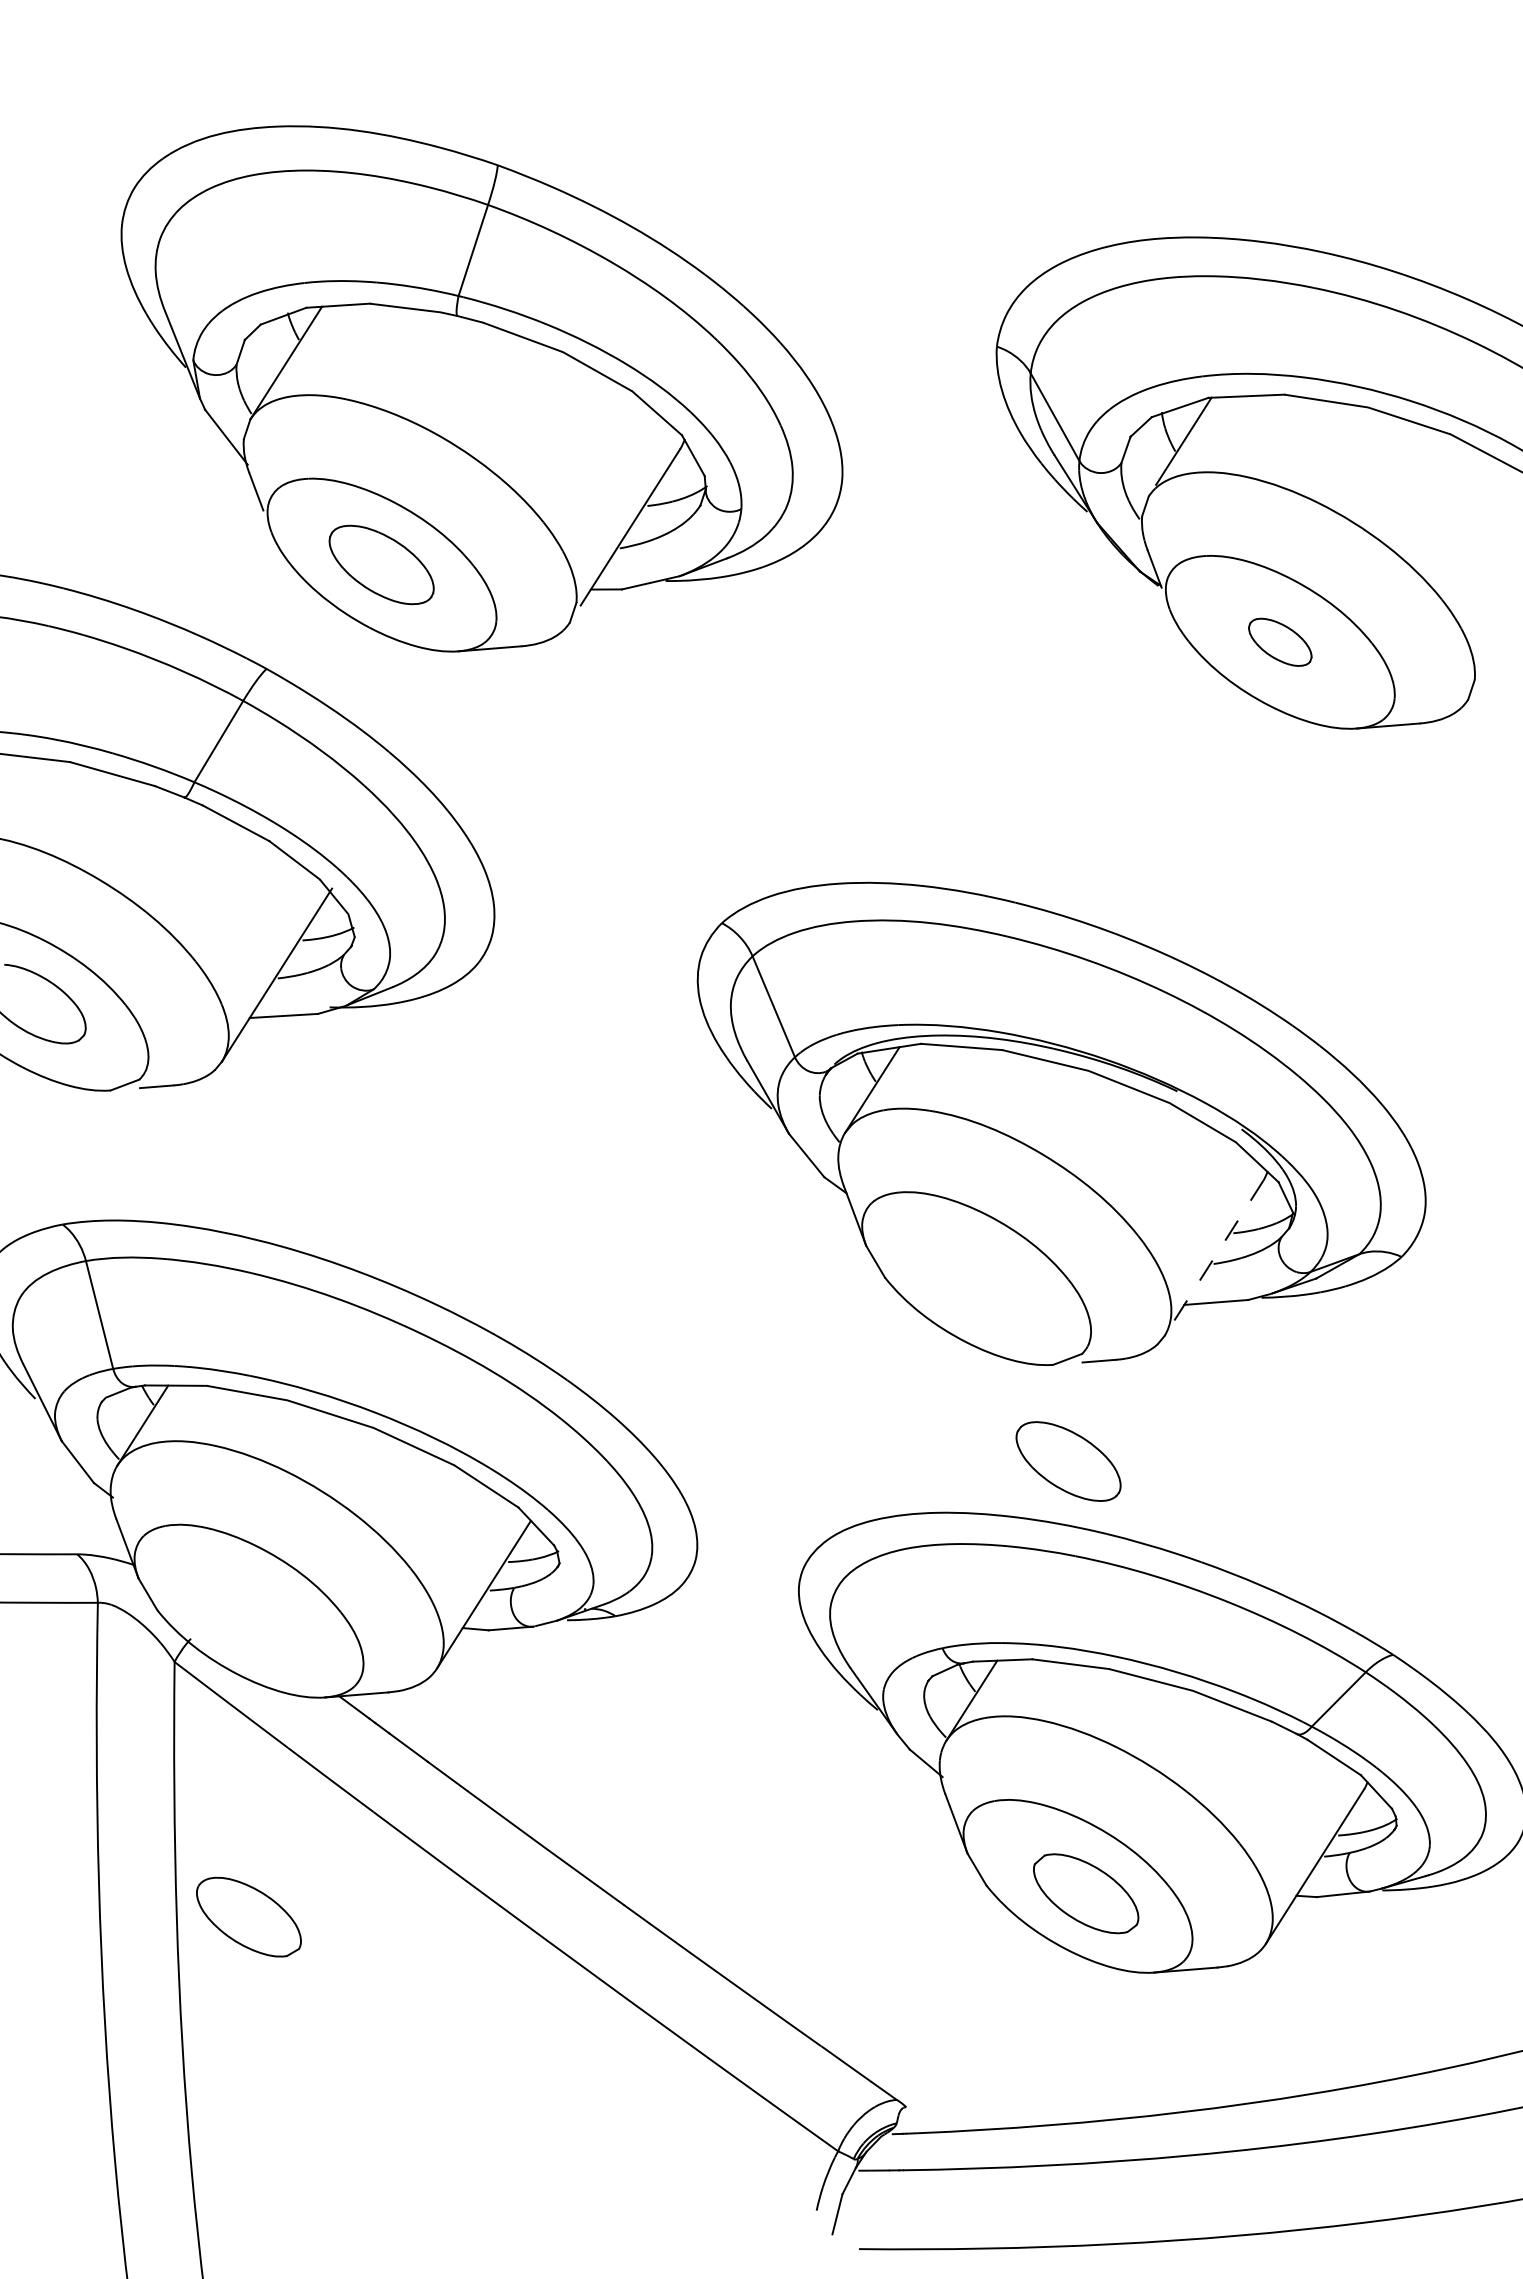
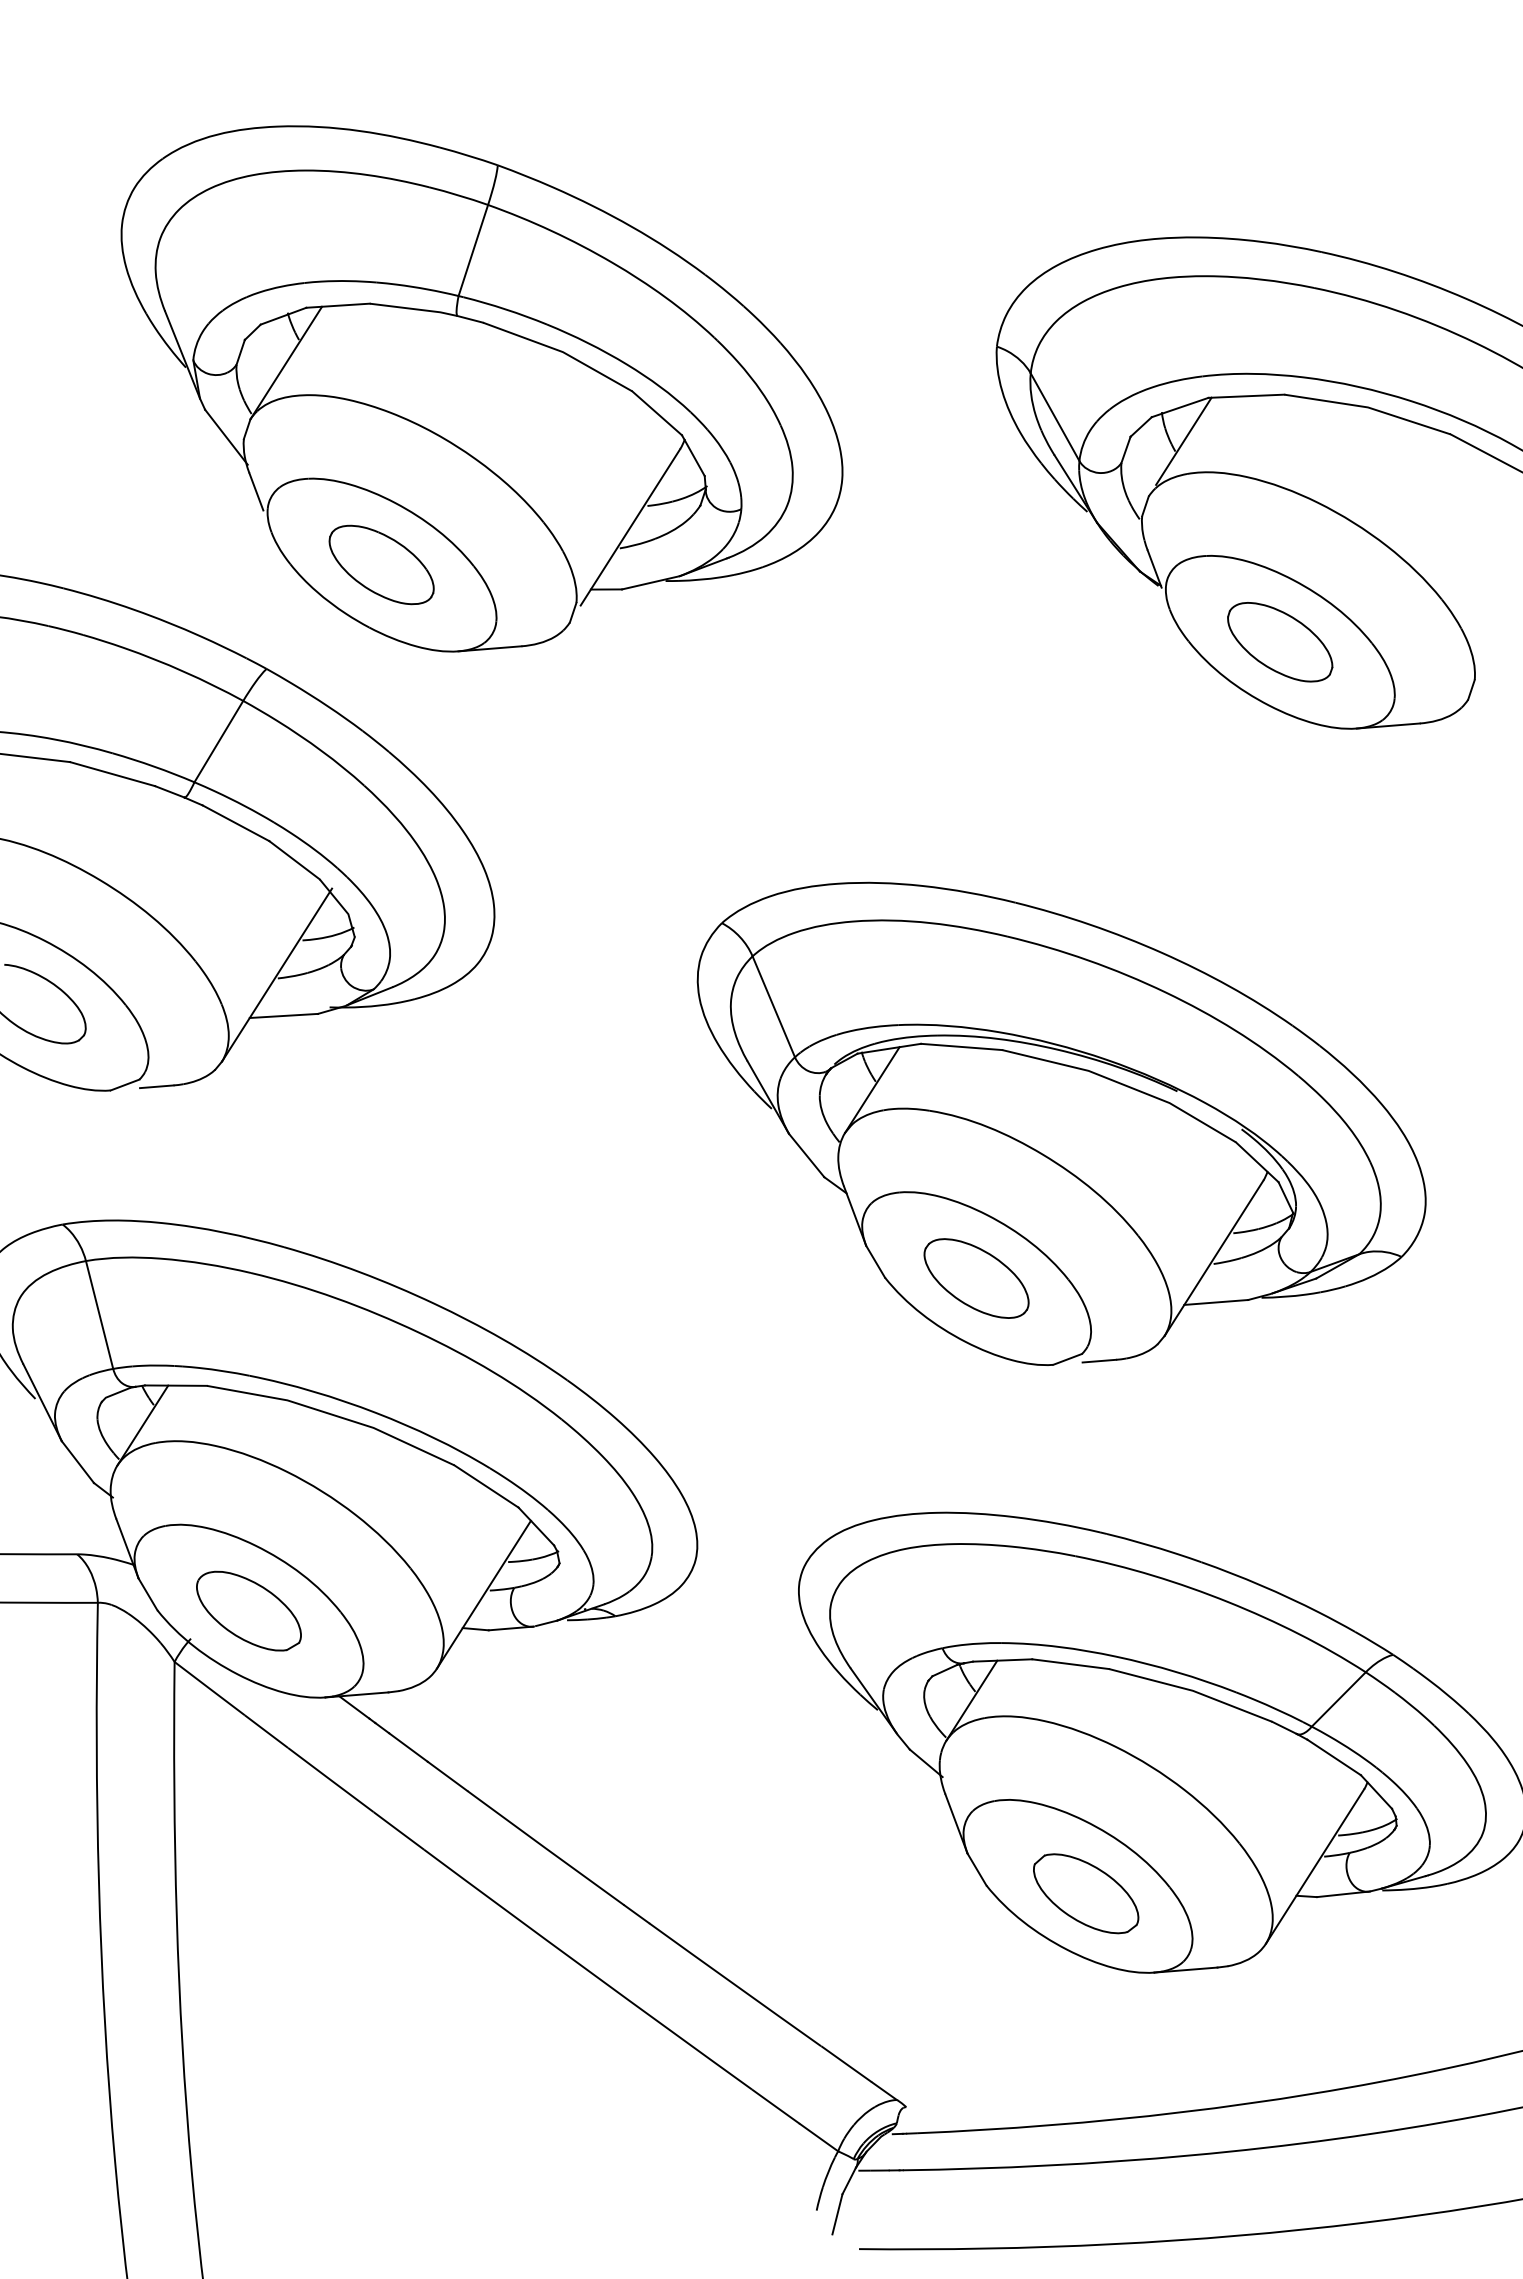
part size: 65x50 px -> 107x81 px (1280, 642)
line: dashed -> solid (1213, 1258)
part position: (1068, 1461) -> (976, 1278) (976, 1278)
part position: (248, 1916) -> (248, 1610) (248, 1610)
